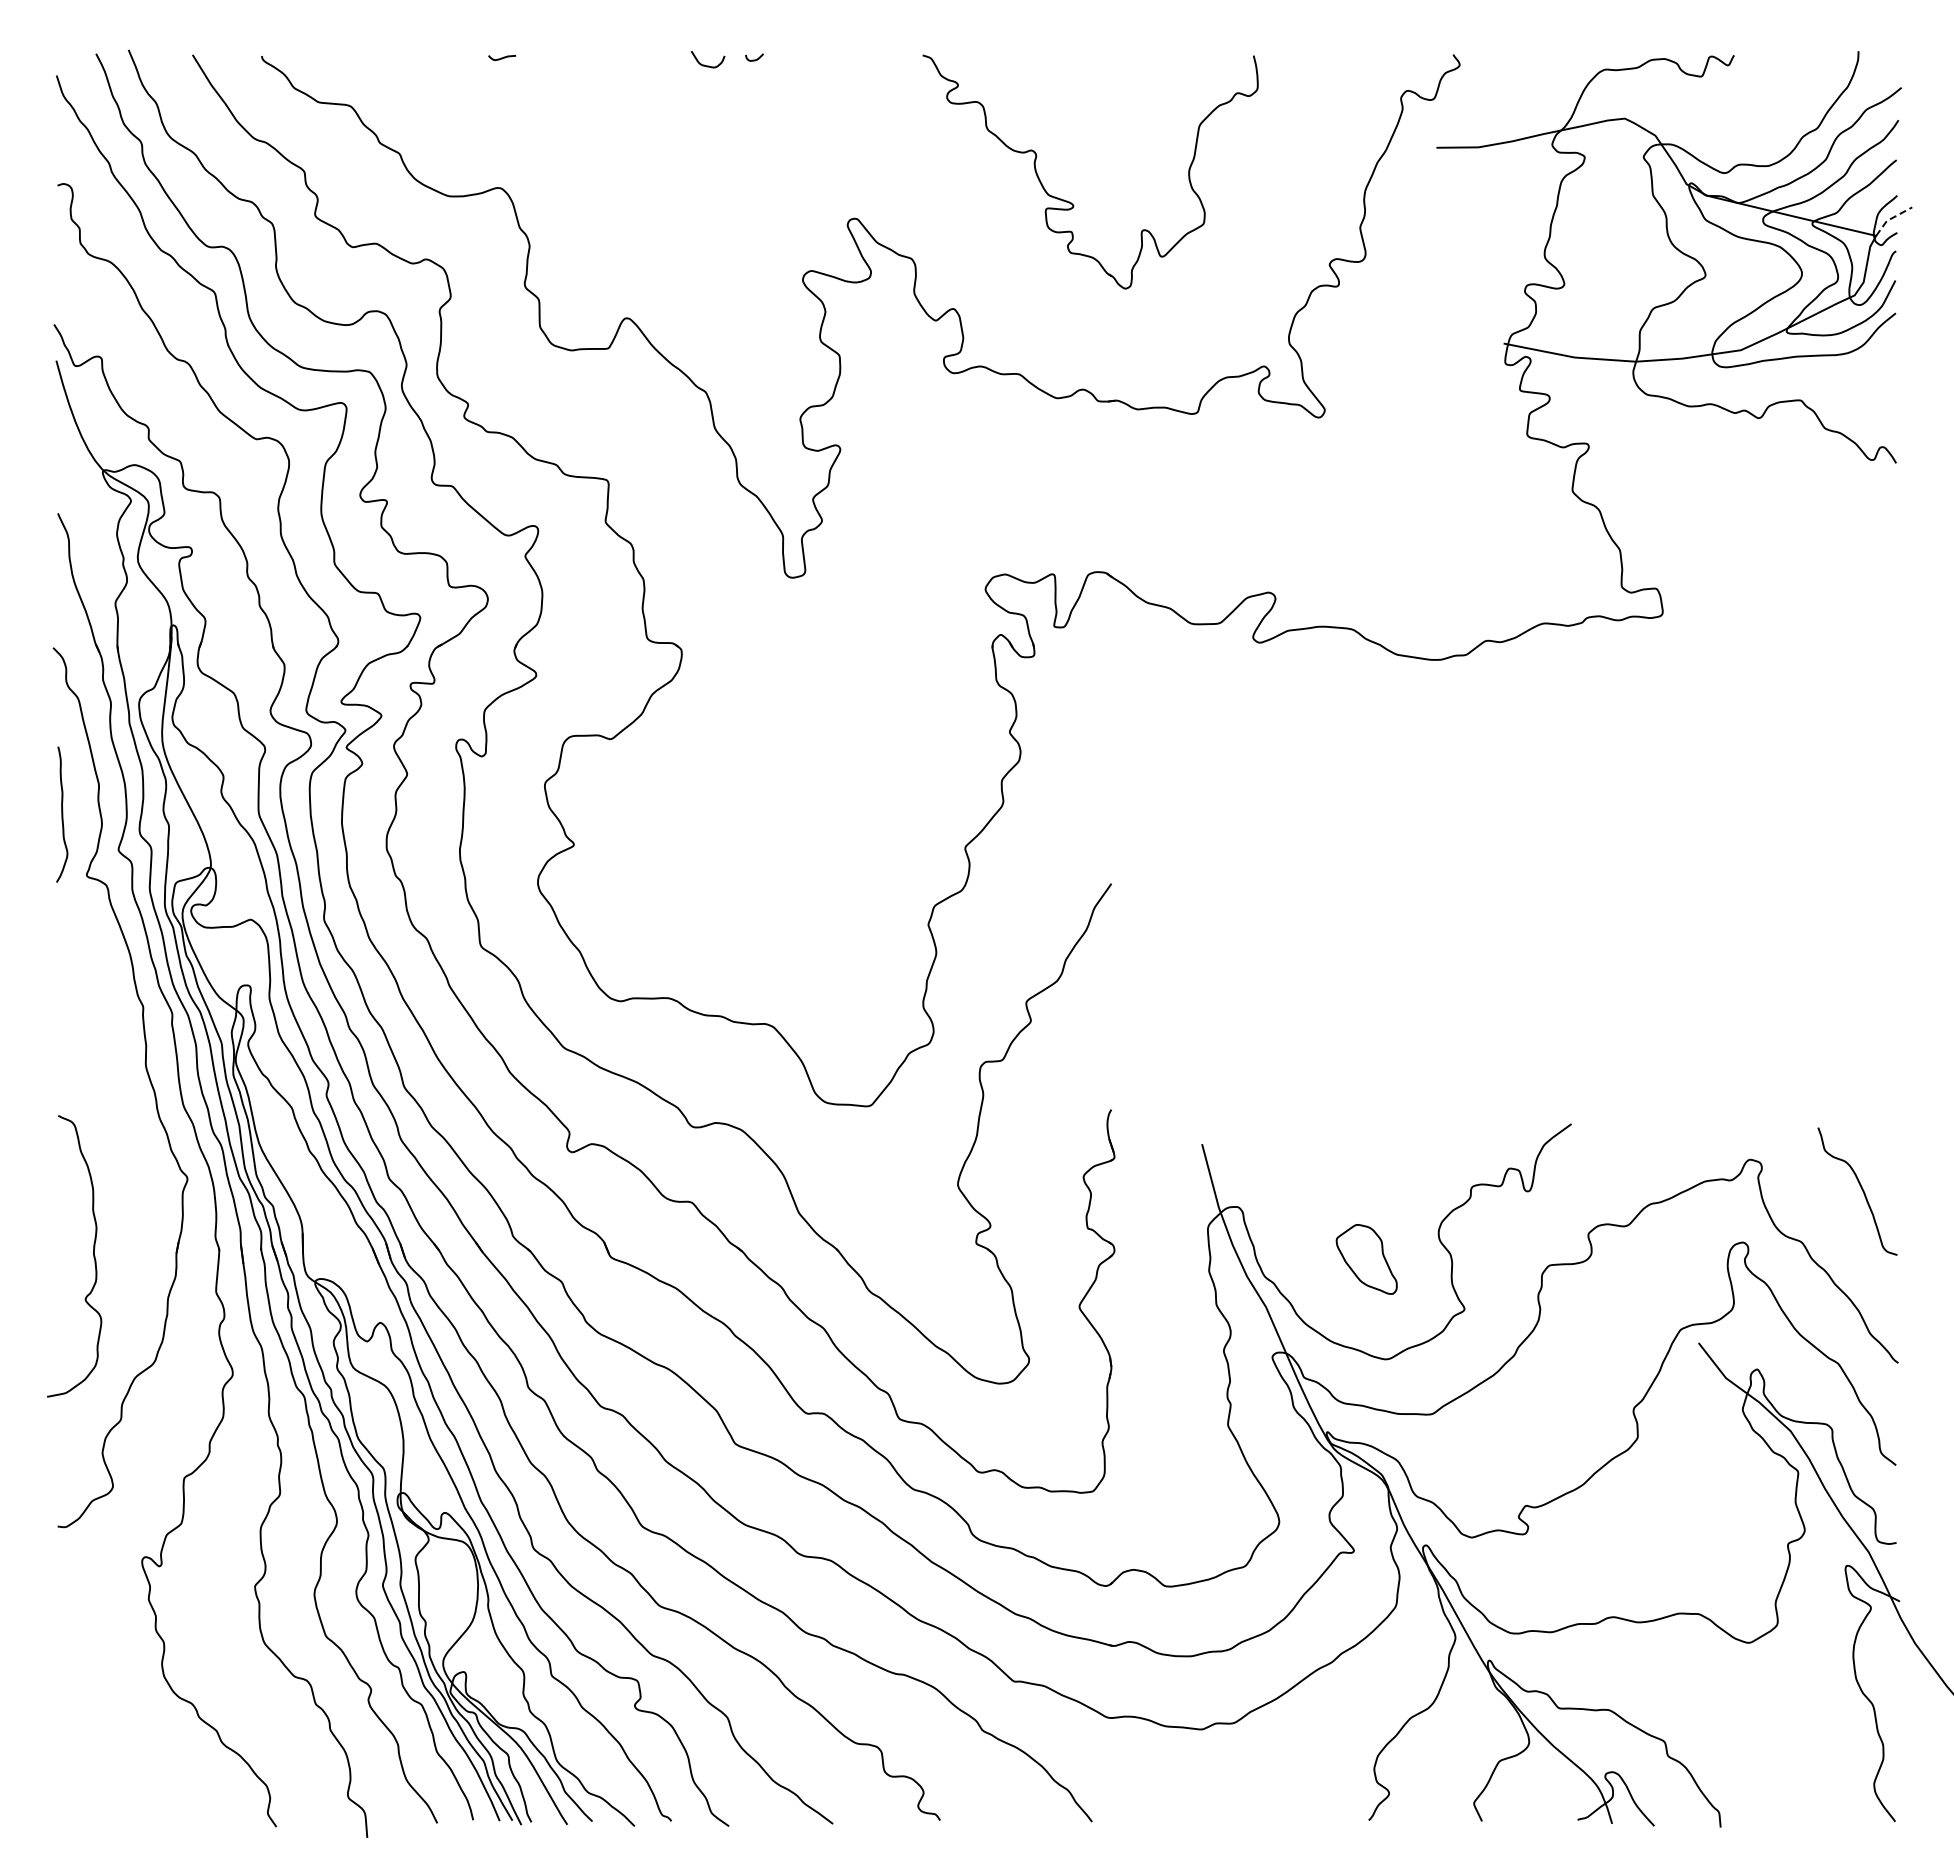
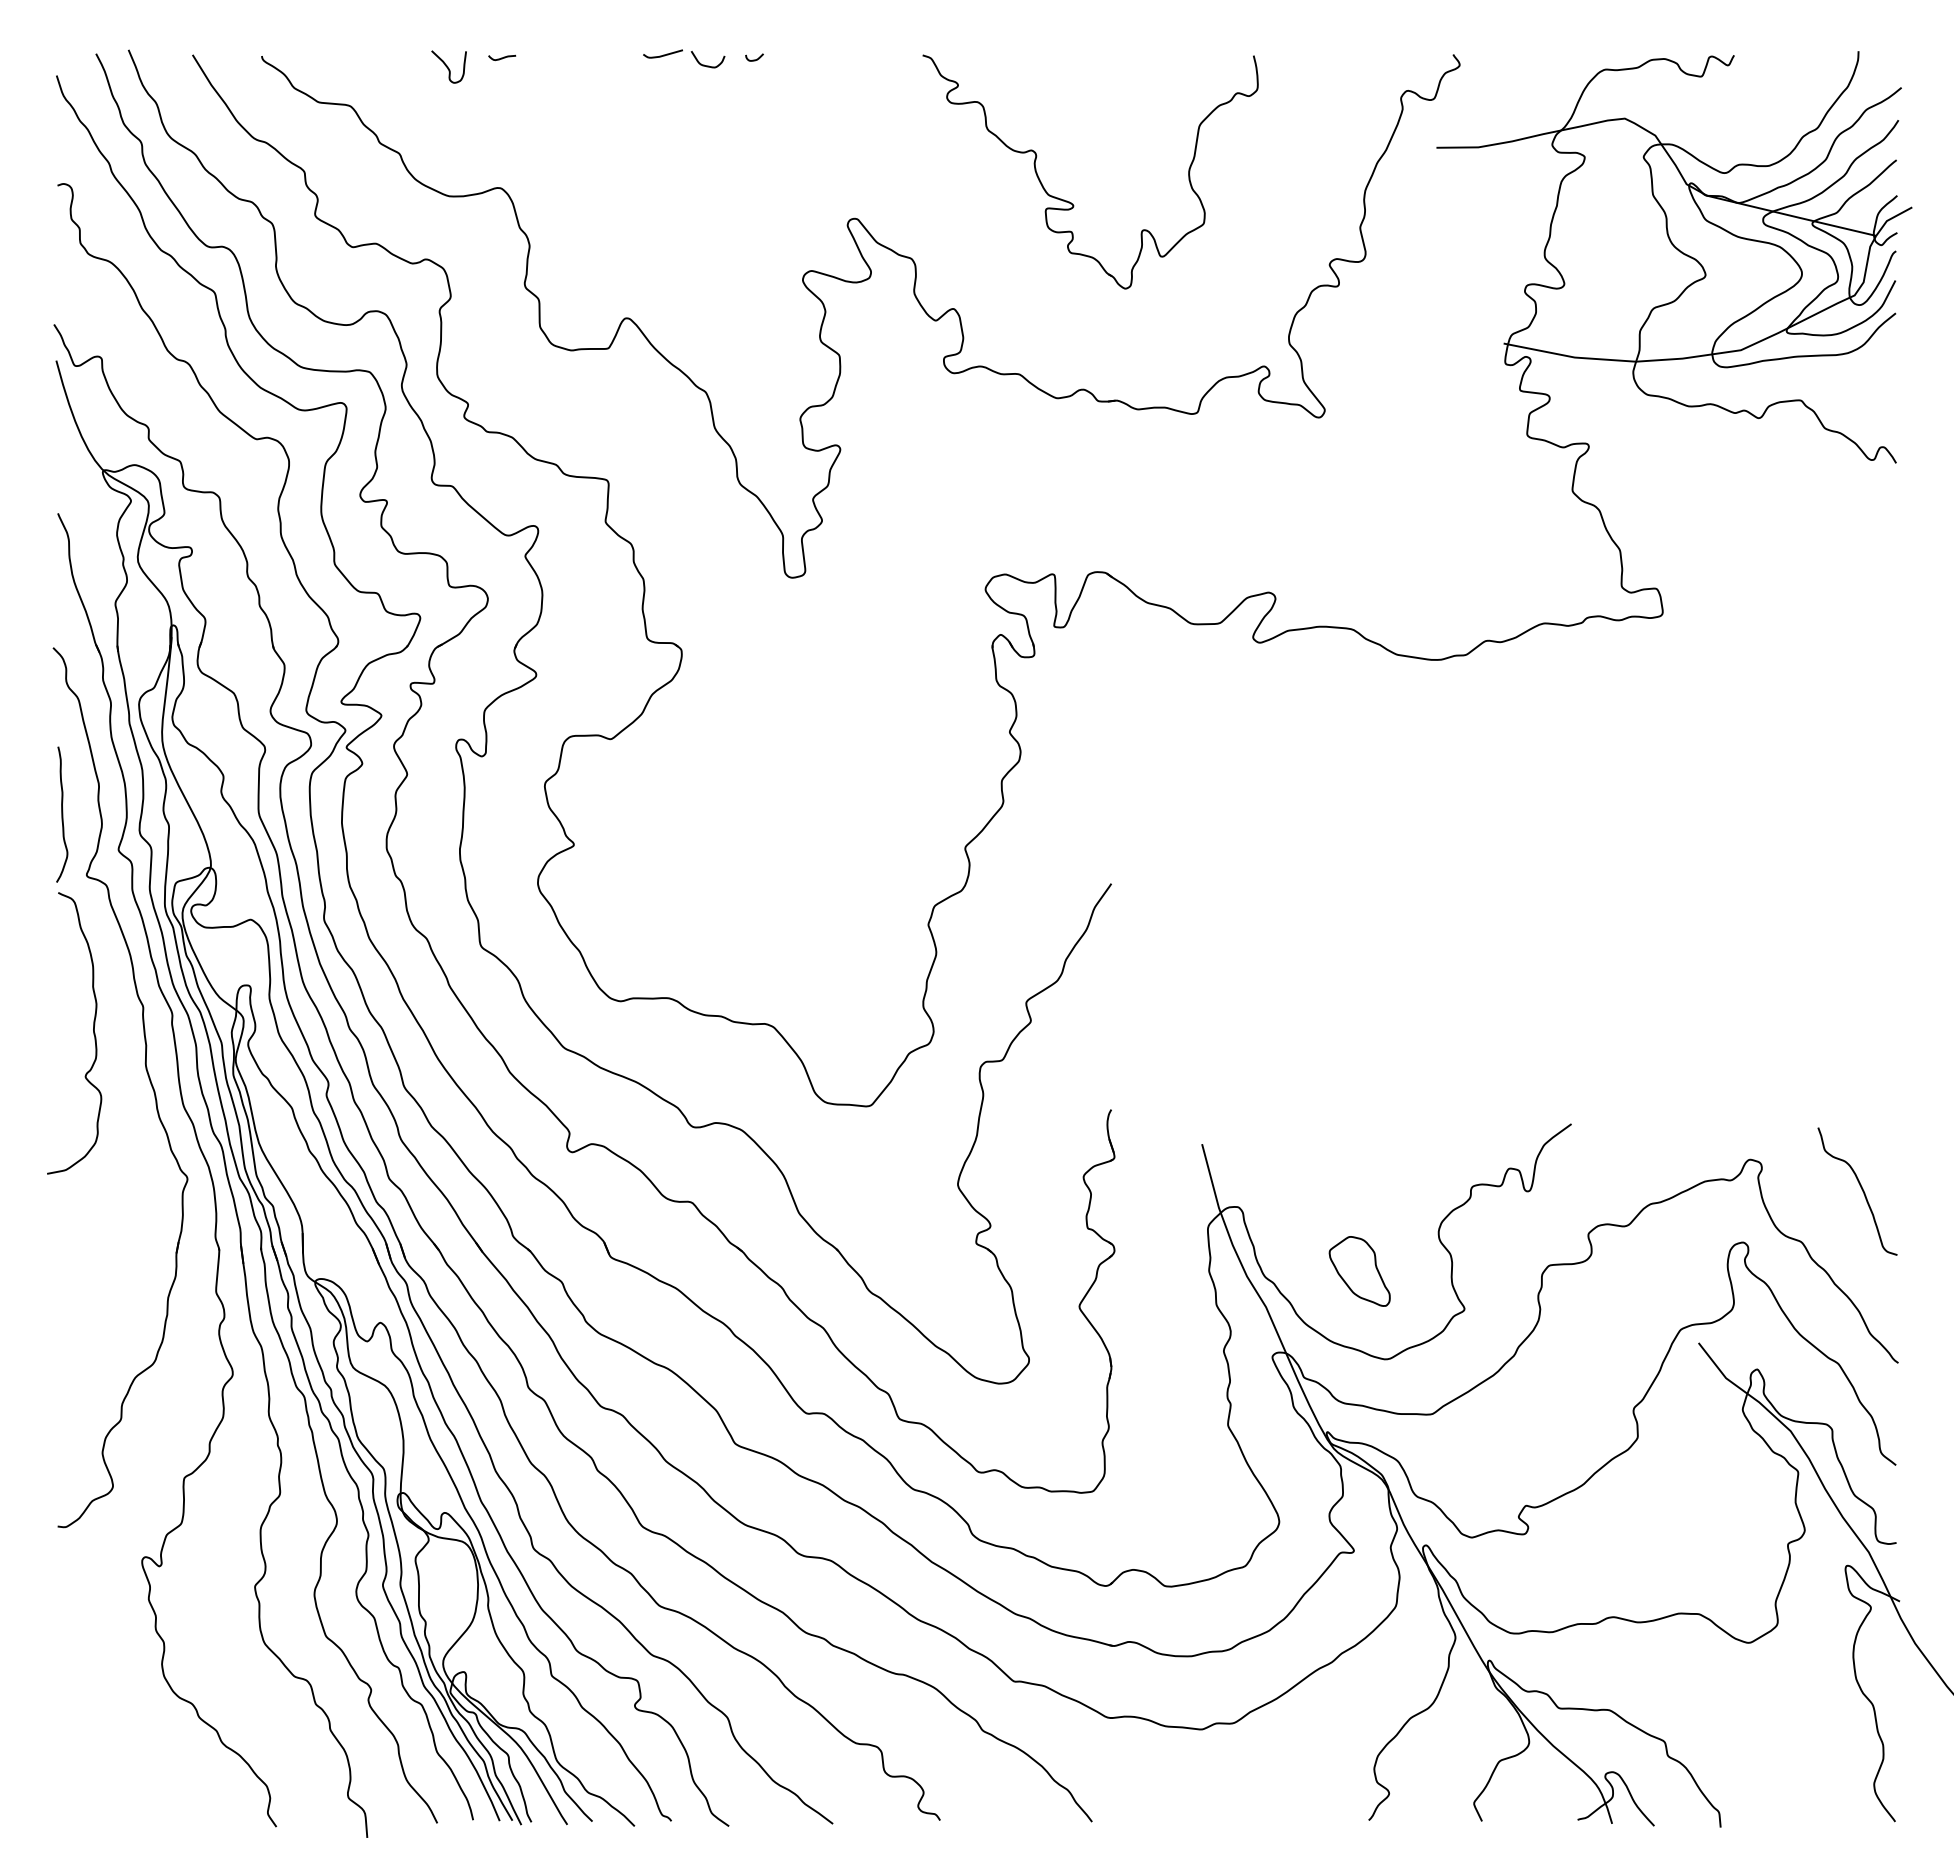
curve: none -> present (663, 54)
curve: none -> present (448, 66)
line: dashed -> solid (1891, 218)
curve position: (93, 1256) -> (93, 1033) (93, 1033)
part position: (1366, 1259) -> (1359, 1271) (1359, 1271)
